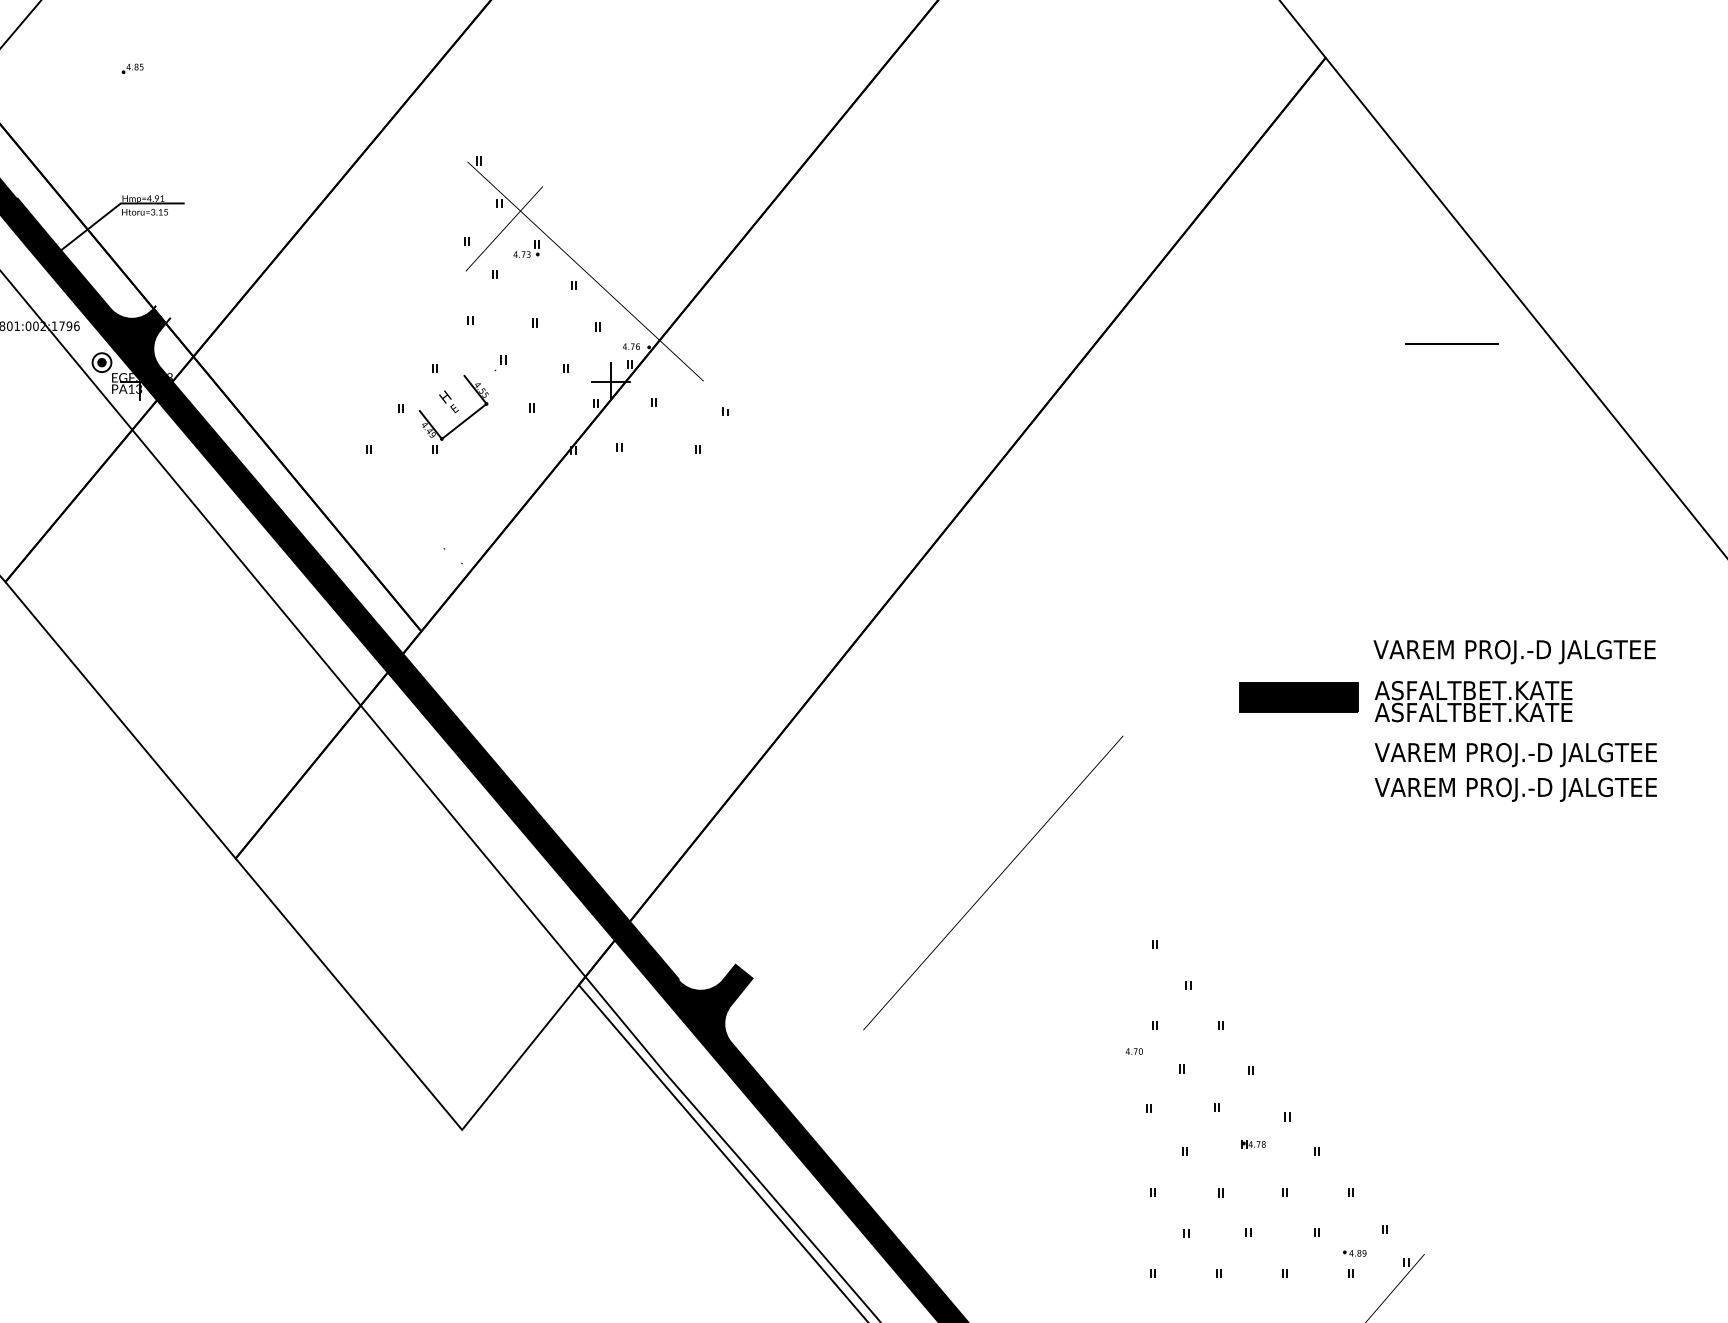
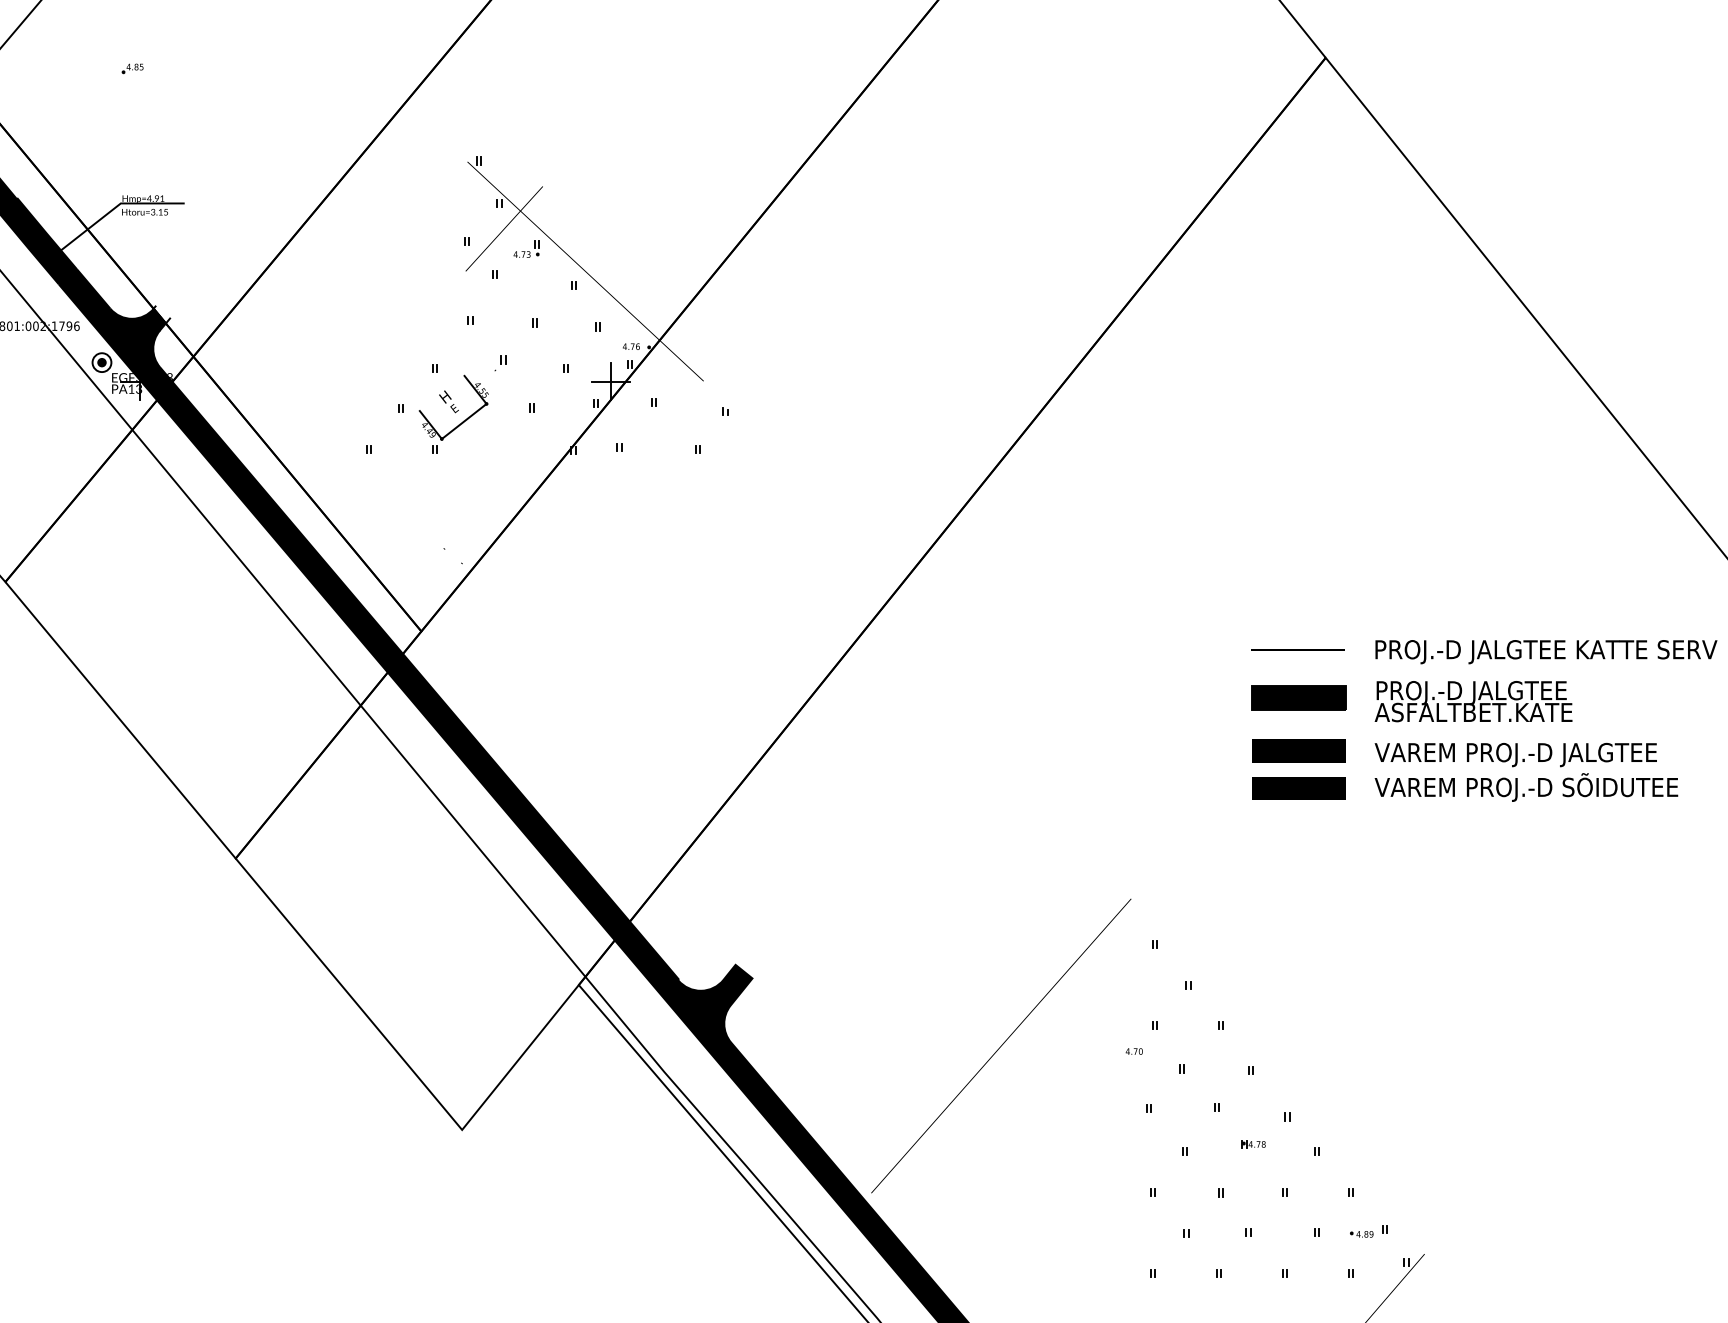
line position: (1451, 343) -> (1297, 649) (1297, 649)
text: VAREM PROJ.-D JALGTEE -> PROJ.-D JALGTEE KATTE SERV (1545, 652)
text: ASFALTBET.KATE -> PROJ.-D JALGTEE (1473, 693)
part size: 120x31 px -> 96x26 px (1298, 697)
fill: none -> present (1298, 750)
text: VAREM PROJ.-D JALGTEE -> VAREM PROJ.-D SÕIDUTEE (1619, 787)
fill: none -> present (1298, 788)
line position: (993, 882) -> (1001, 1045) (1001, 1045)
part position: (1354, 1253) -> (1361, 1234) (1361, 1234)
